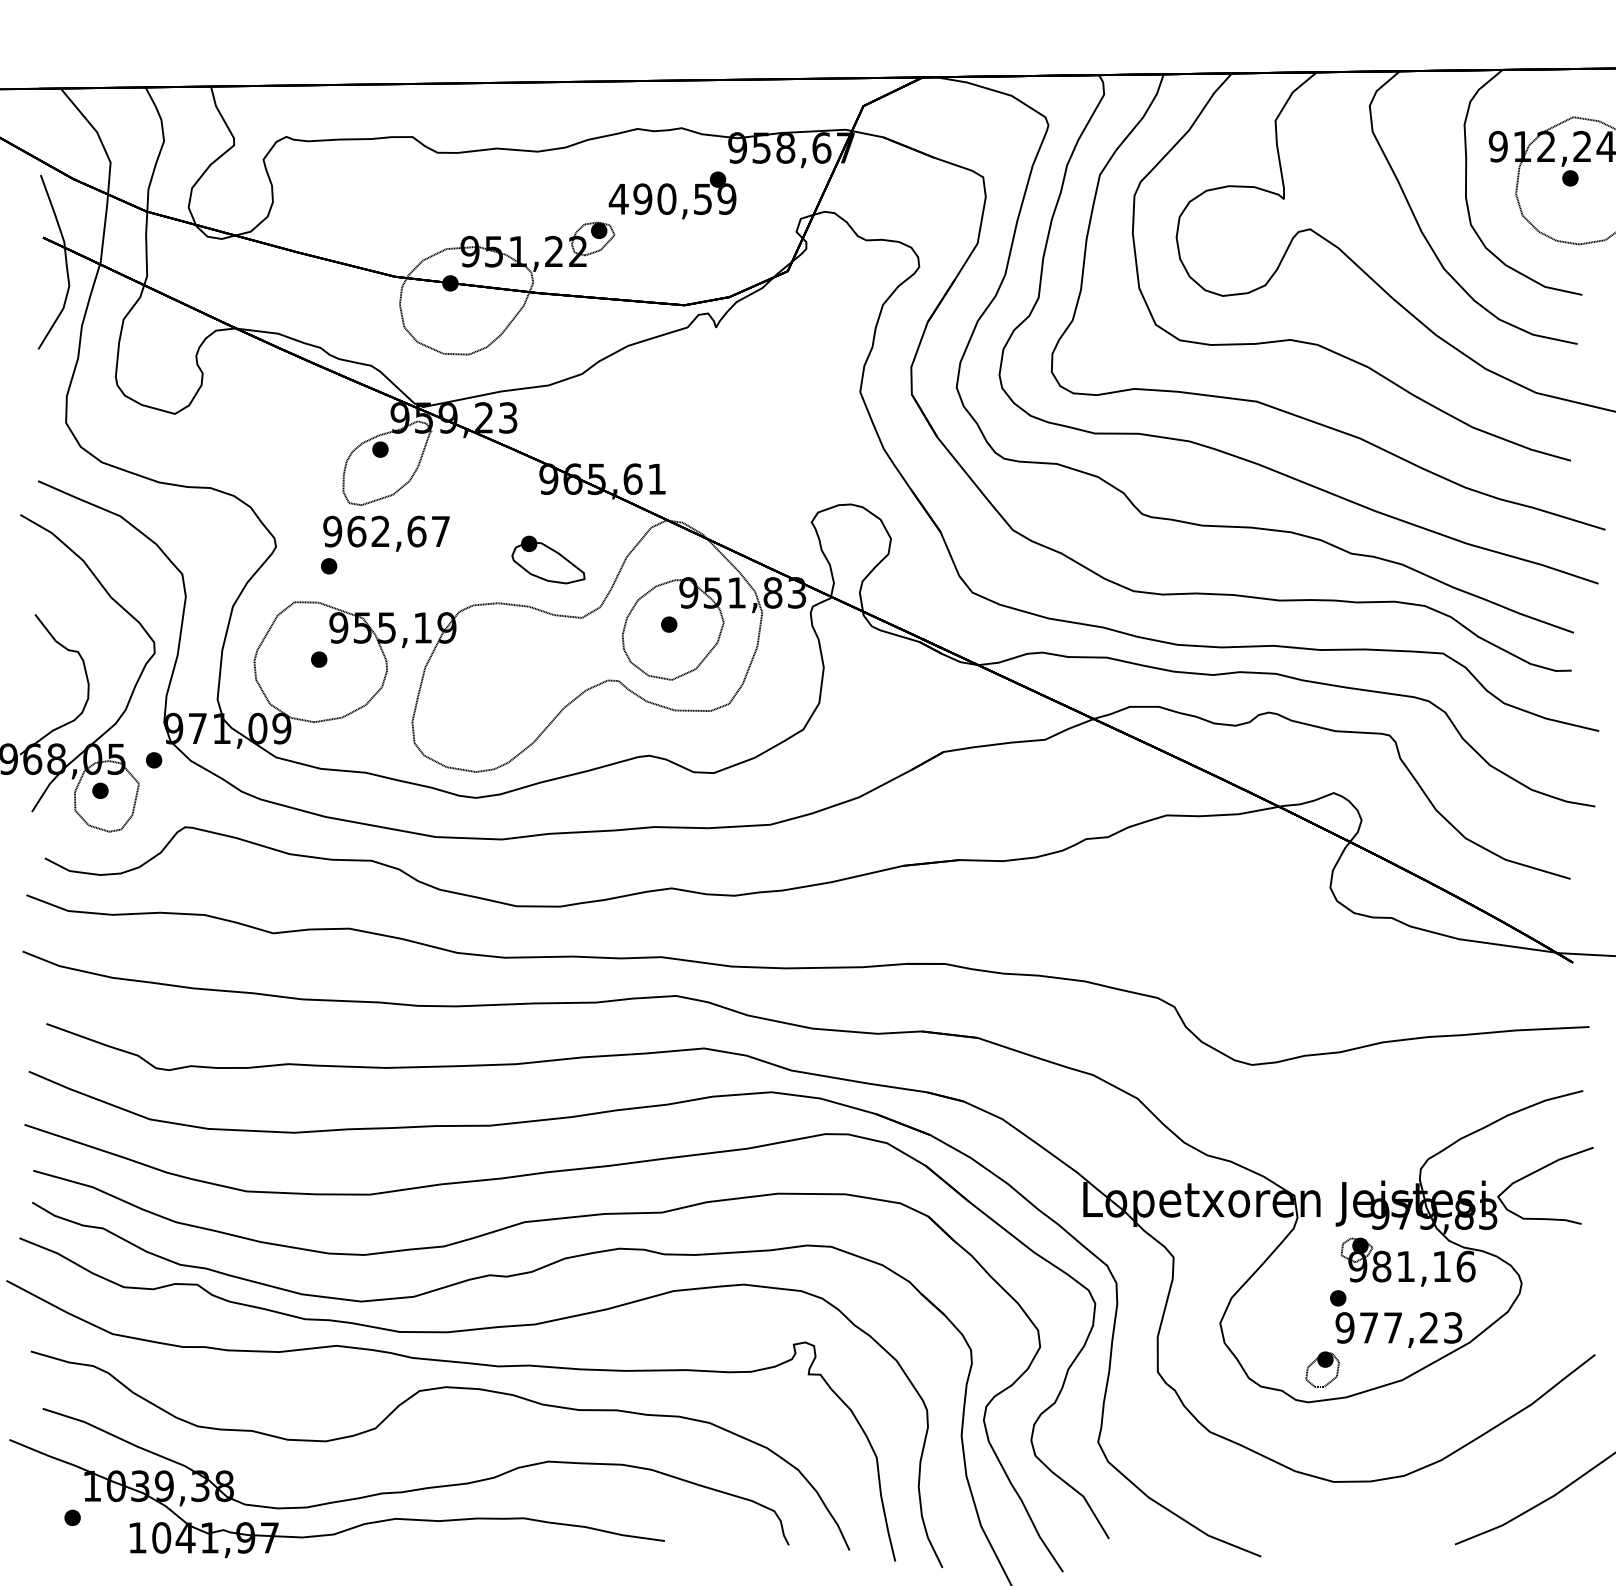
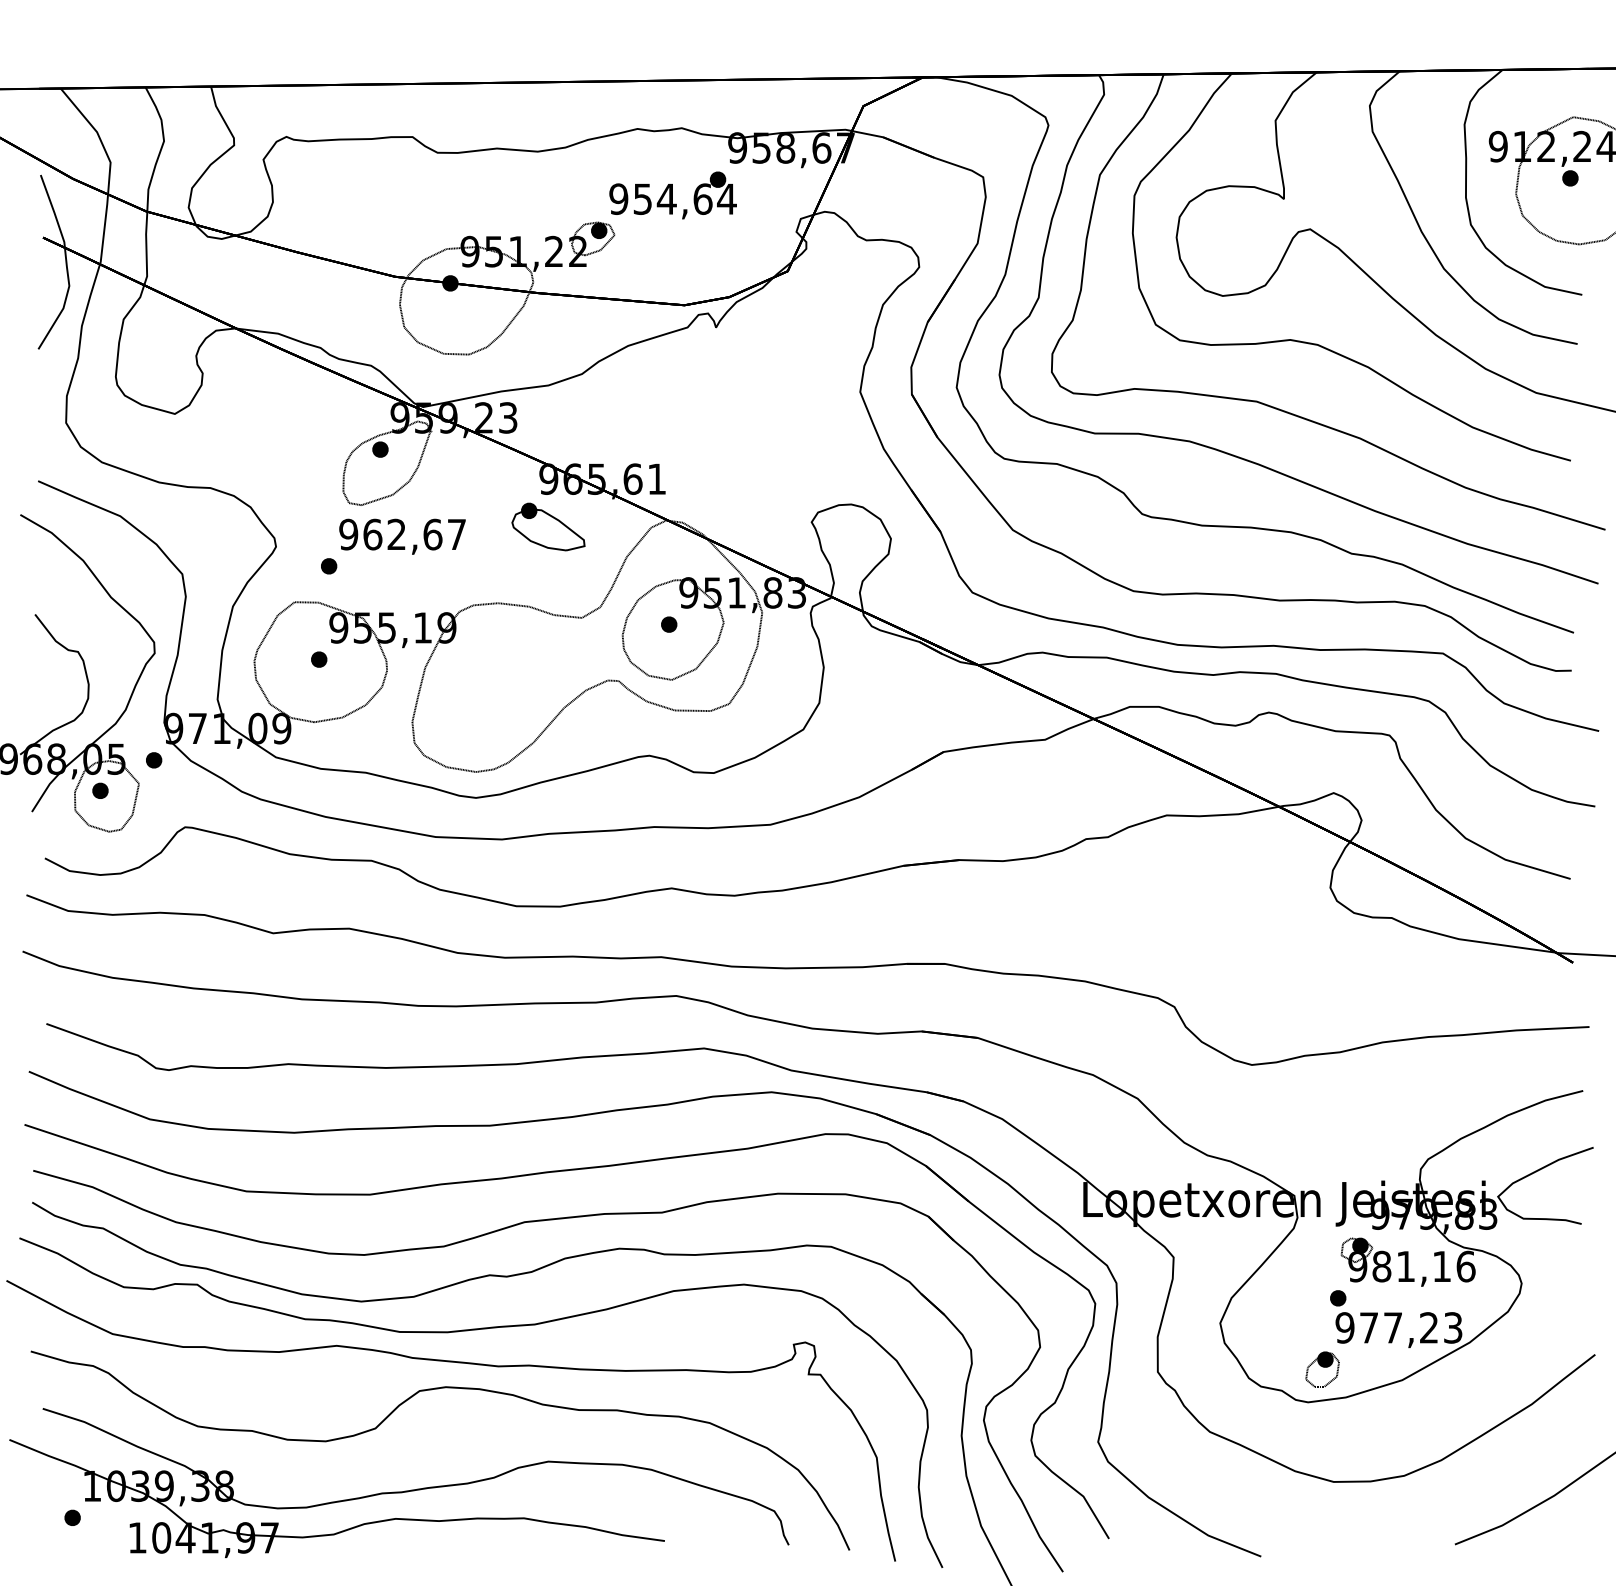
text: 490,59 -> 954,64 (672, 198)
text position: (386, 533) -> (402, 536) (402, 536)
part position: (548, 559) -> (548, 526) (548, 526)
